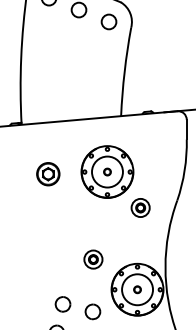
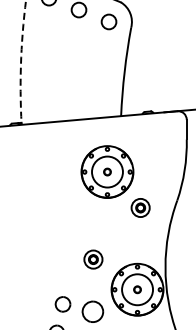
arc: solid -> dashed (21, 62)
part: present -> none (48, 174)
part size: 18x18 px -> 24x23 px (92, 311)
